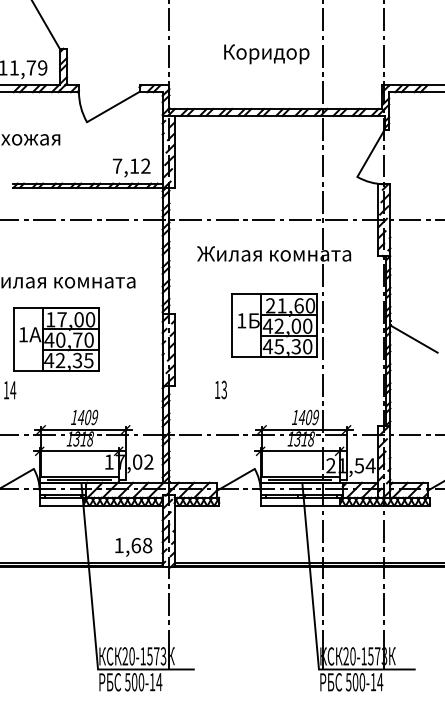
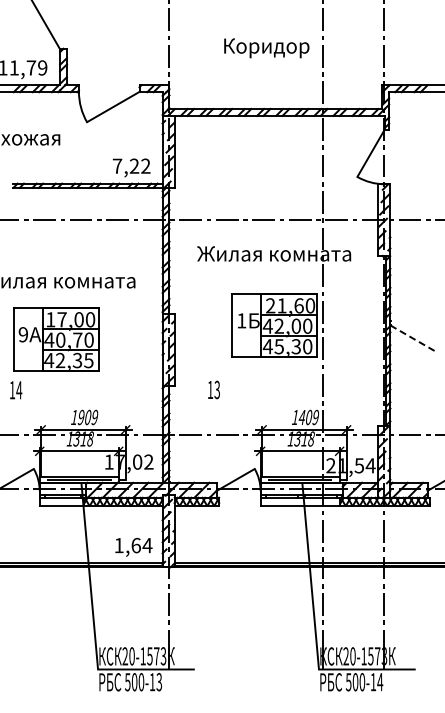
text position: (266, 54) -> (266, 48) (266, 48)
text: 7,12 -> 7,22 (134, 165)
text: 1 -> 9 (22, 334)
line: solid -> dashed (414, 339)
text position: (220, 389) -> (213, 389) (213, 389)
text position: (10, 390) -> (16, 390) (16, 390)
text: 1409 -> 1909 (80, 417)
text: 1,68 -> 1,64 (147, 545)
text: 500-14 -> 500-13 (159, 681)
